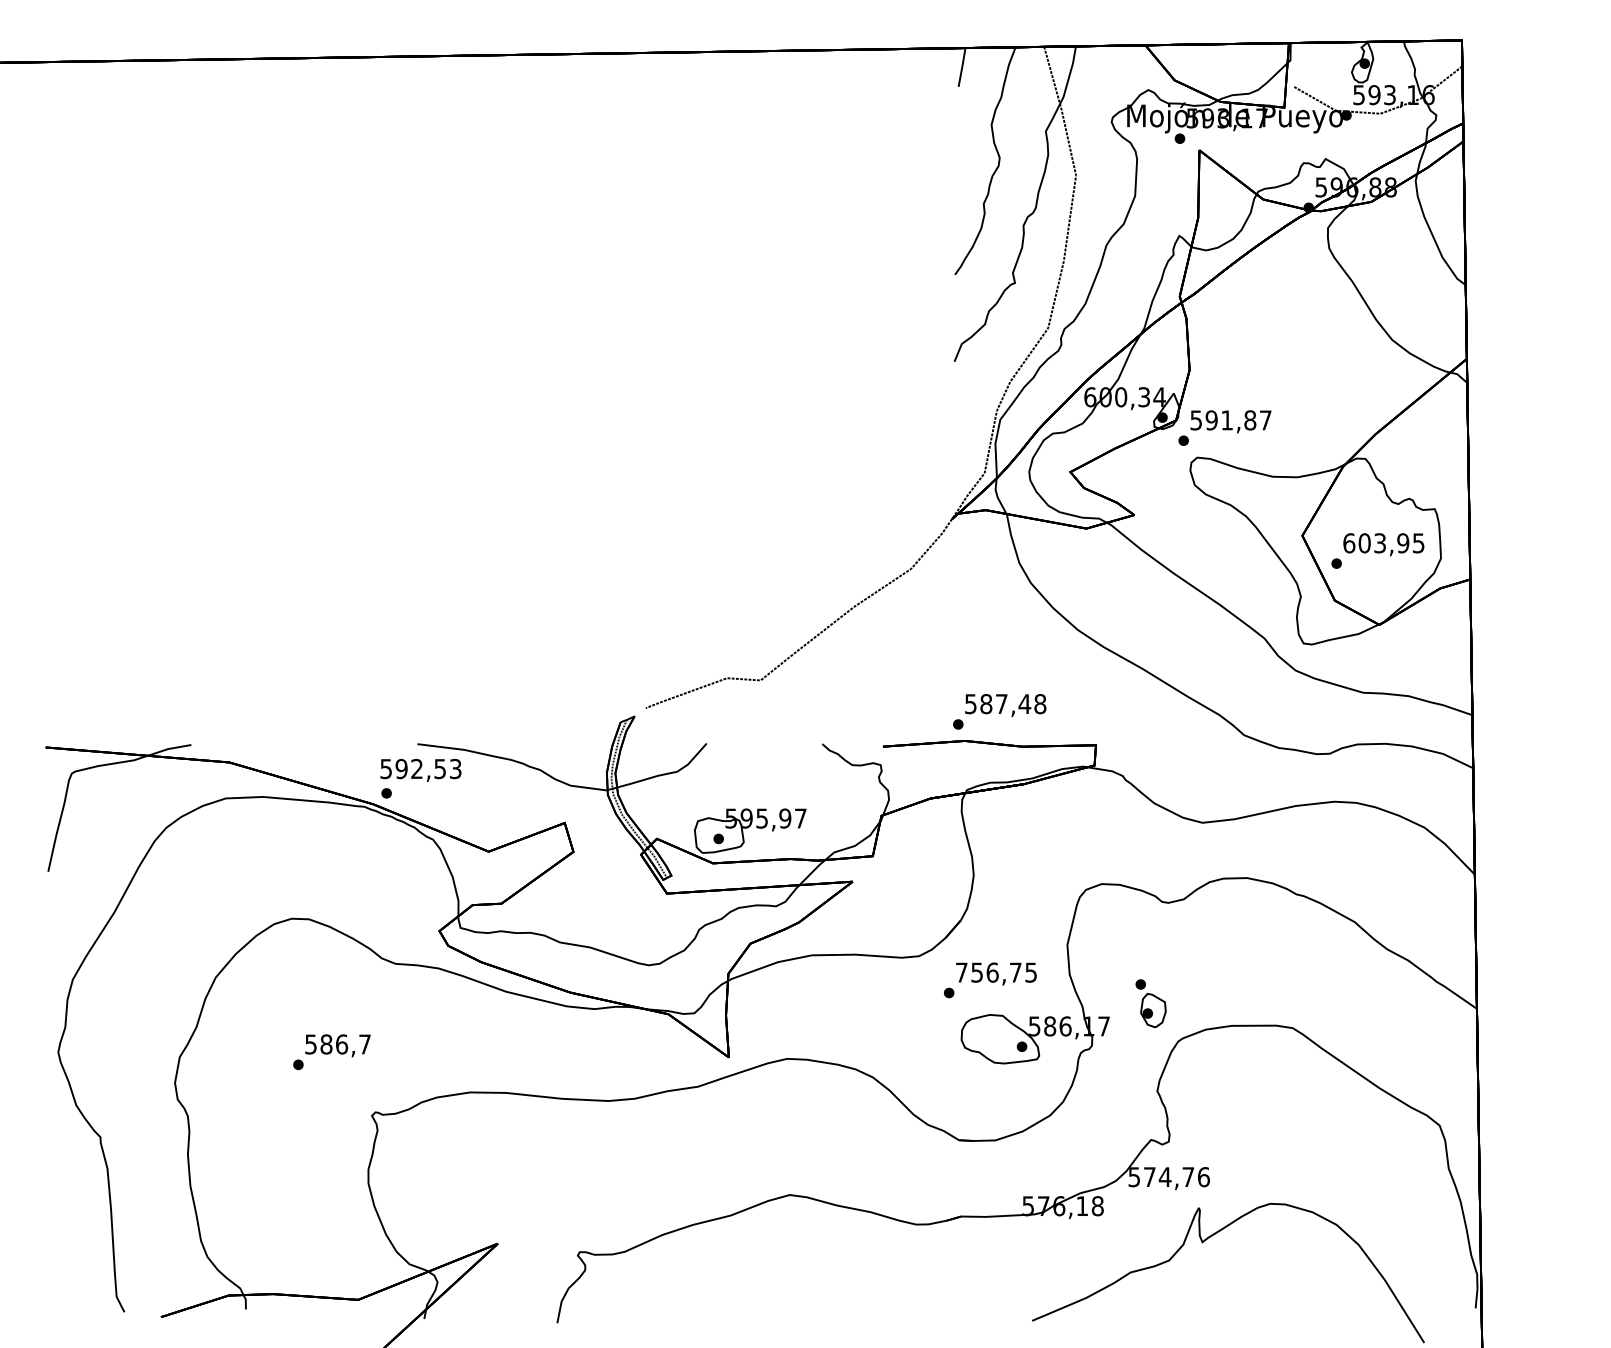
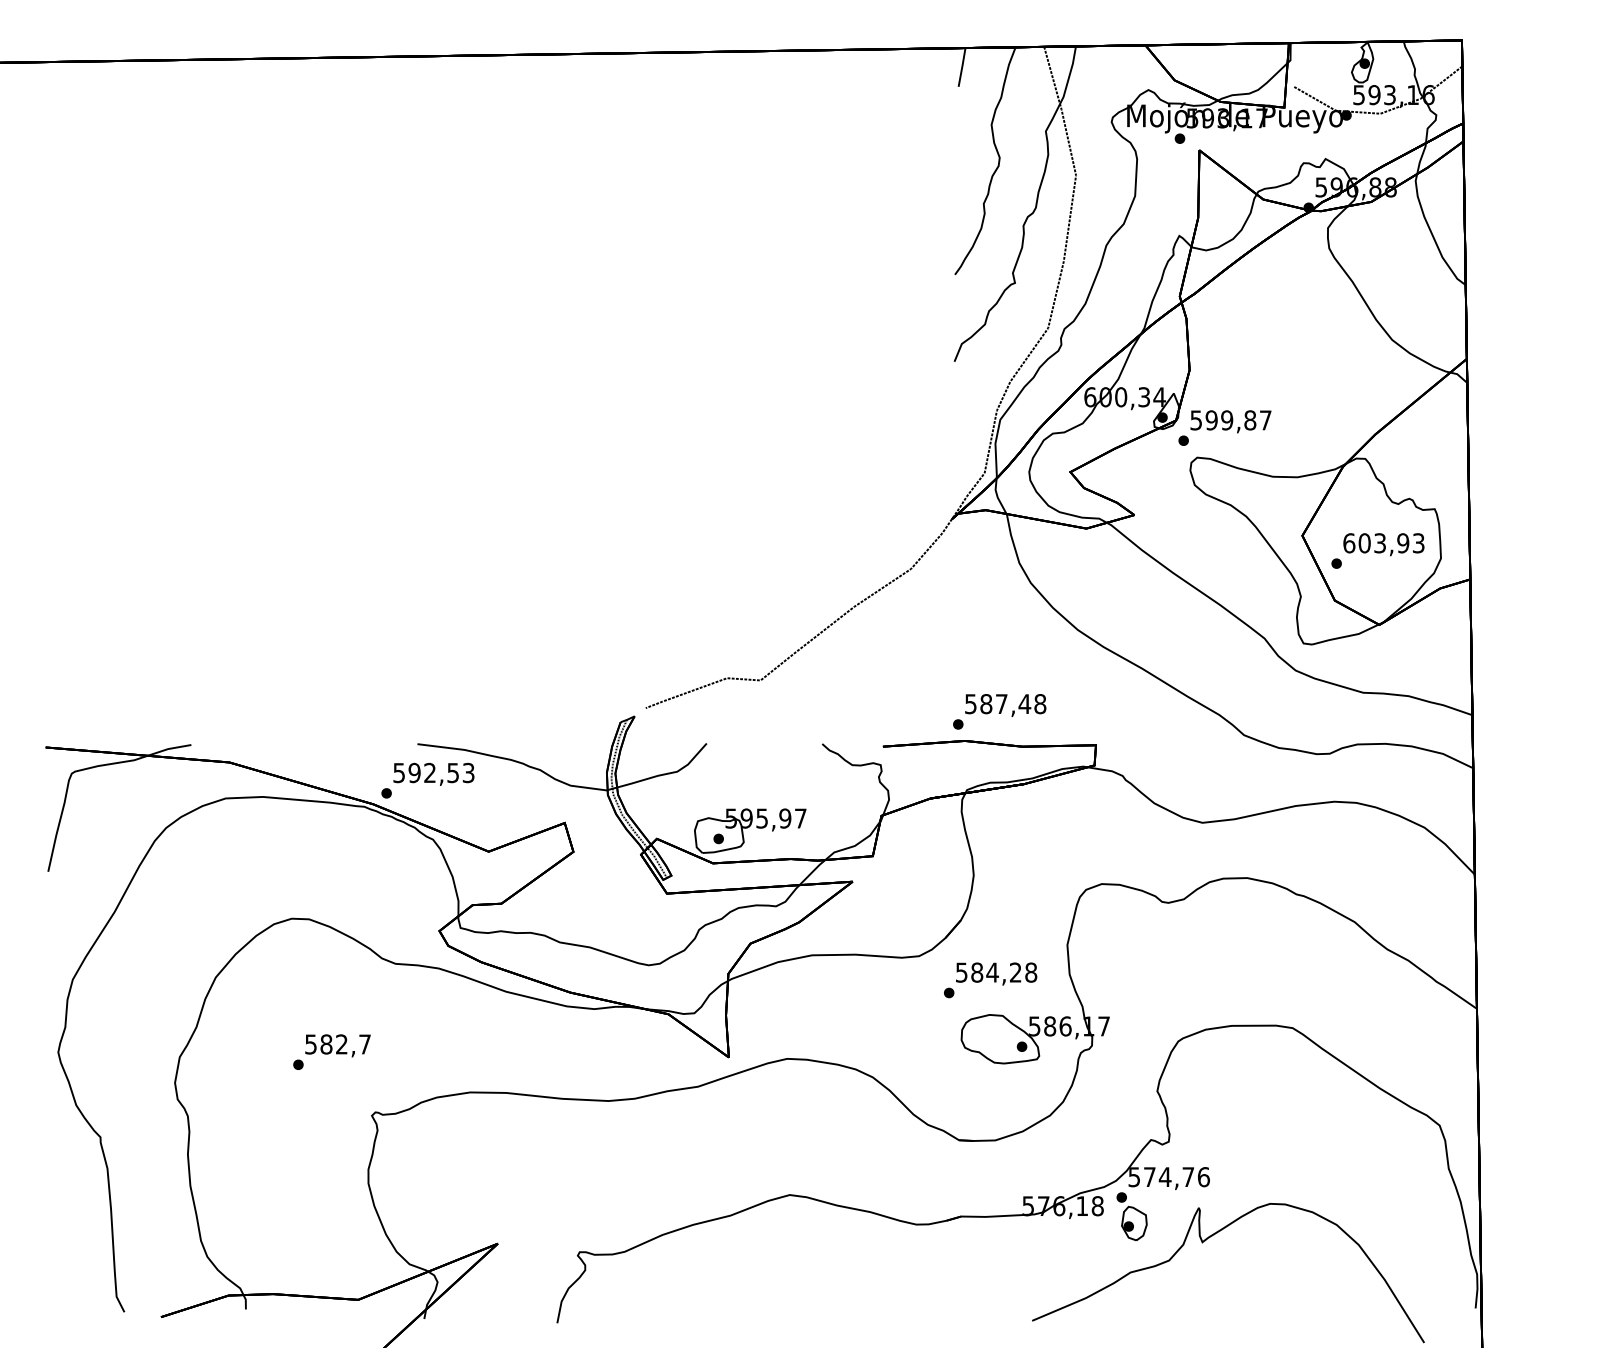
text: 591,87 -> 599,87 (1227, 420)
text: 603,95 -> 603,93 (1418, 542)
text position: (420, 769) -> (433, 773) (433, 773)
text: 756,75 -> 584,28 (996, 972)
part position: (1150, 1003) -> (1131, 1216) (1131, 1216)
text: 586,7 -> 582,7 (342, 1044)
